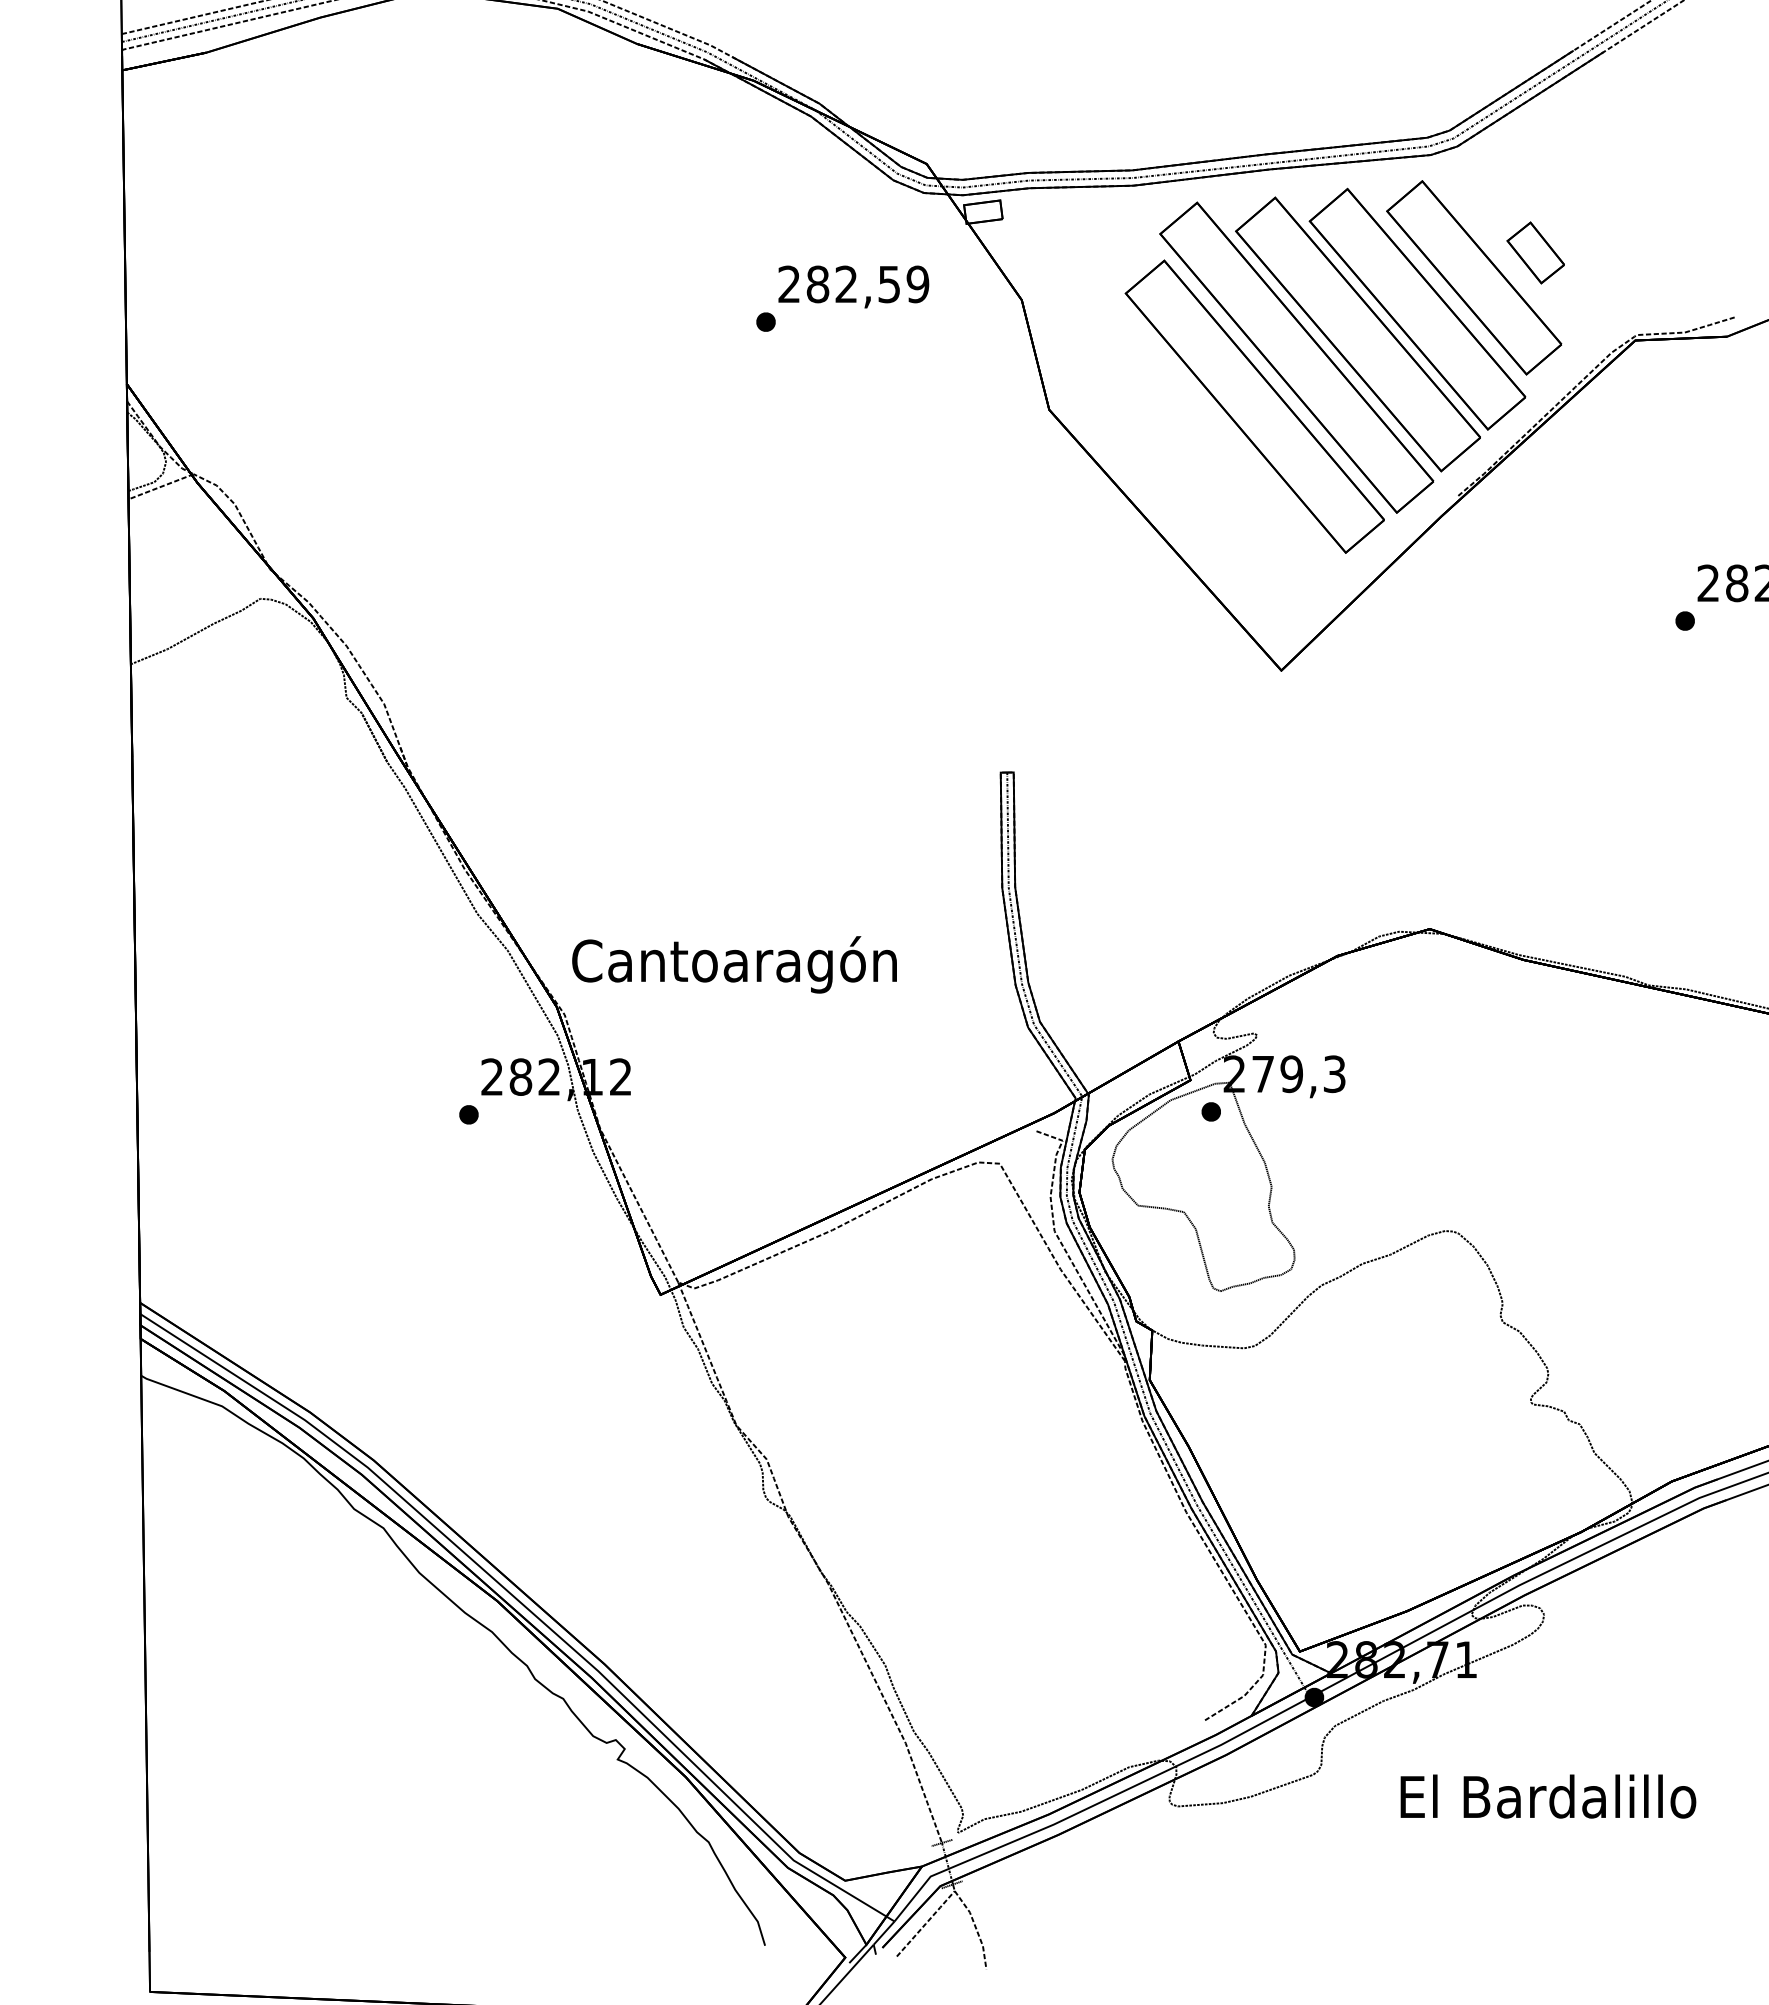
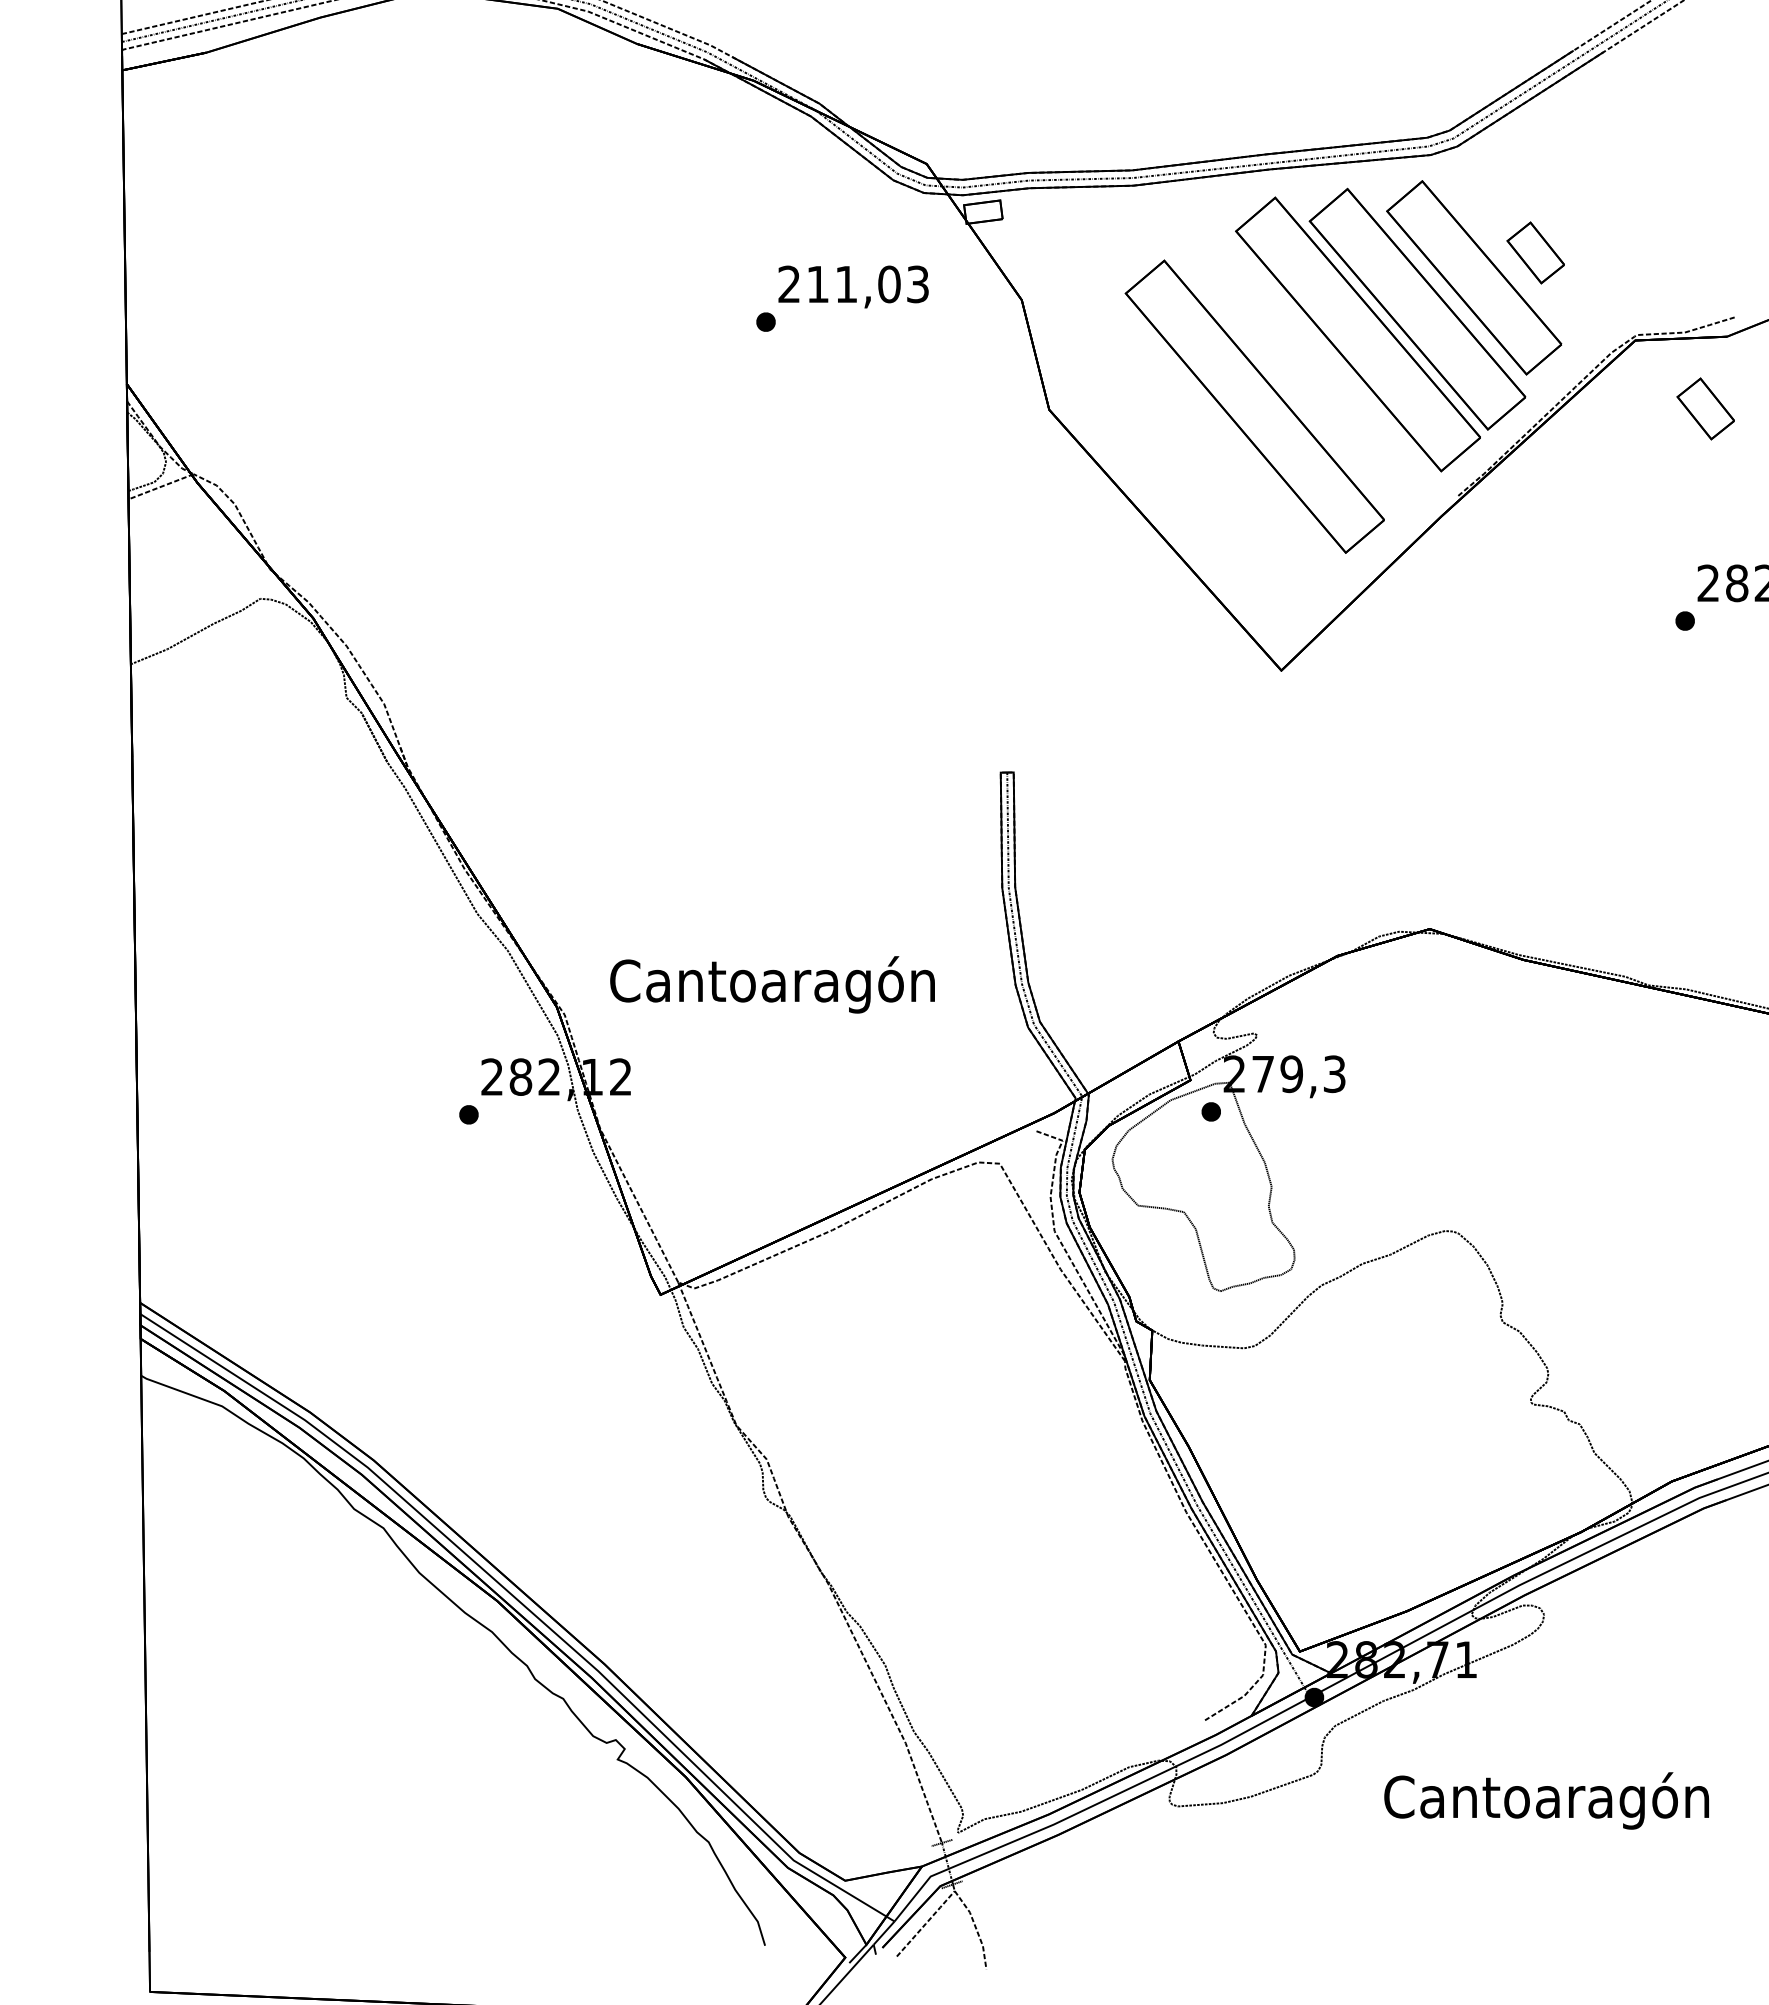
text: 282,59 -> 211,03 (867, 284)
part: present -> none (1296, 357)
part: none -> present (1705, 408)
text position: (734, 964) -> (772, 984) (772, 984)
text: El Bardalillo -> Cantoaragón (1546, 1800)
